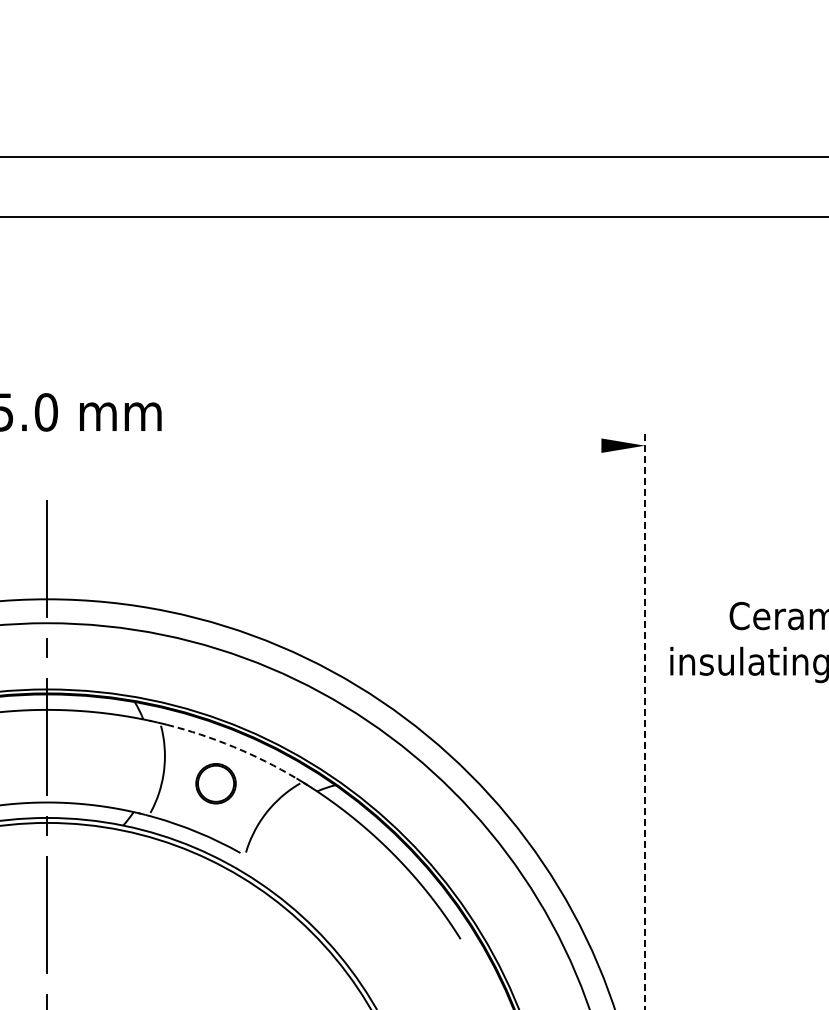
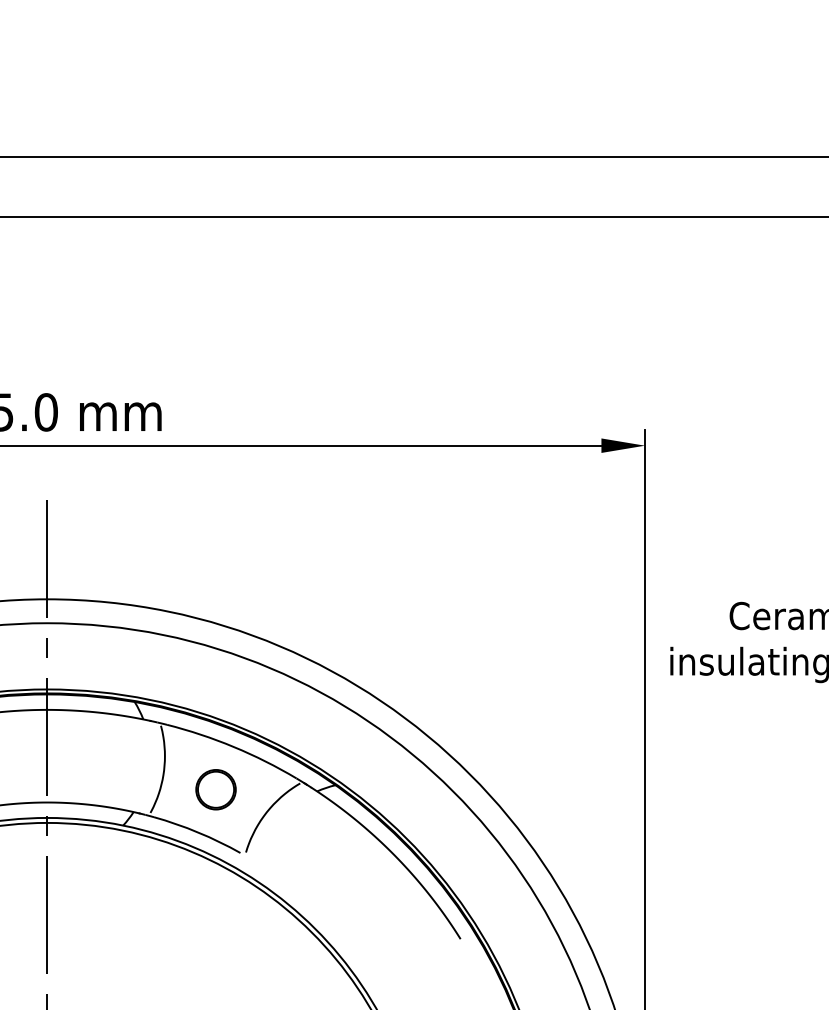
line: none -> present (301, 445)
line: dashed -> solid (645, 719)
arc: dashed -> solid (233, 746)
part position: (215, 783) -> (215, 789) (215, 789)
